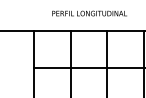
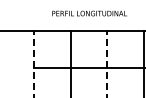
line: solid -> dashed (34, 64)
line: solid -> dashed (107, 64)
